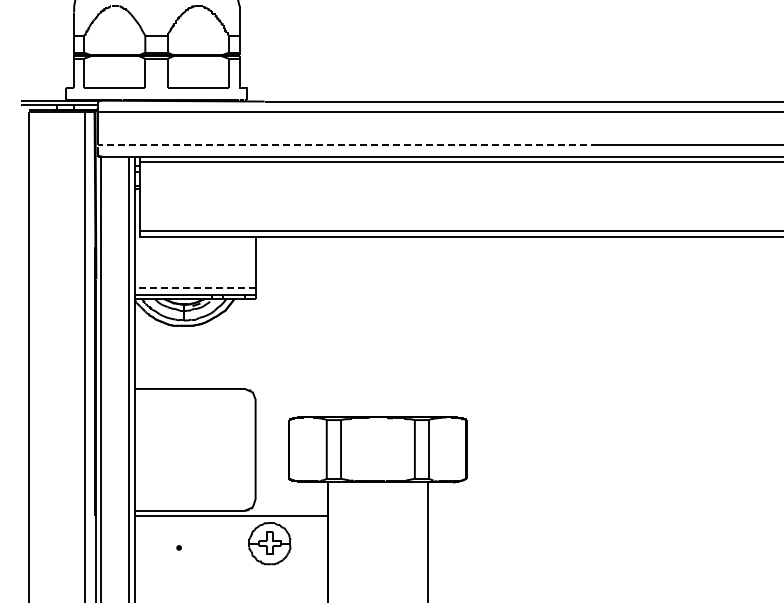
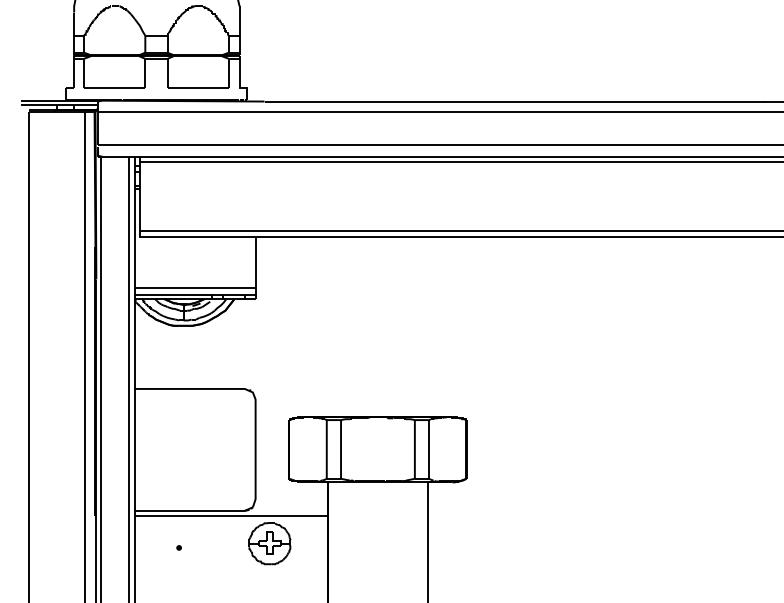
line: dashed -> solid (348, 145)
line: dashed -> solid (194, 288)
